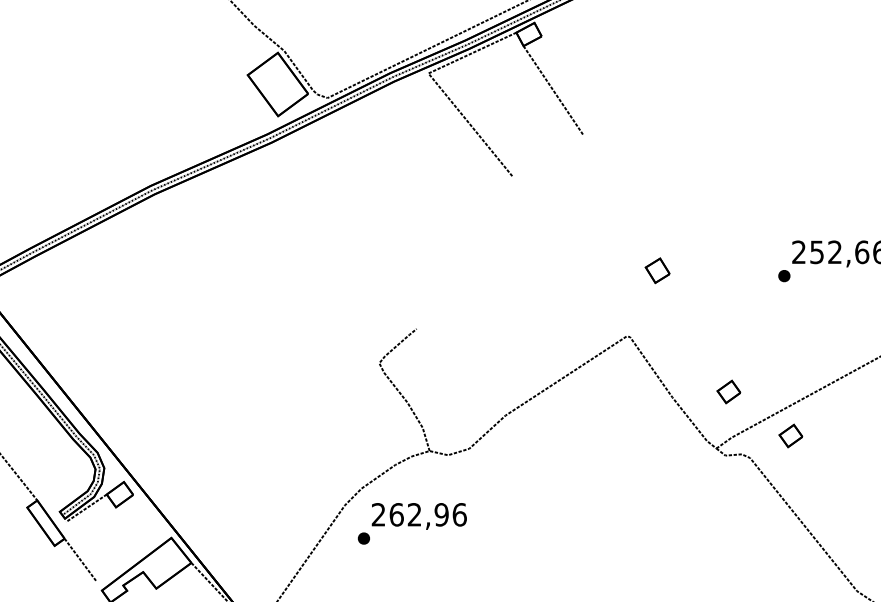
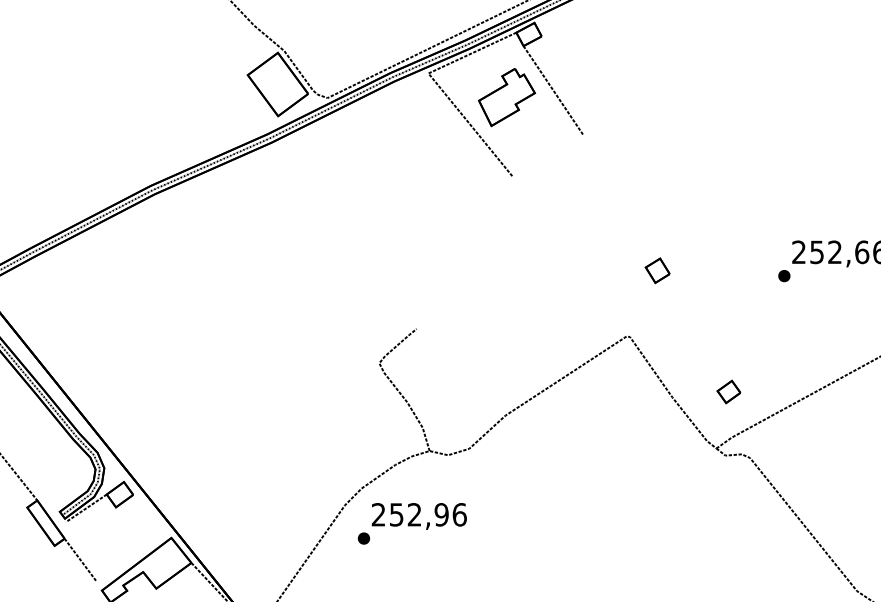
part: none -> present (507, 97)
part: present -> none (790, 435)
text: 262,96 -> 252,96 (396, 514)
